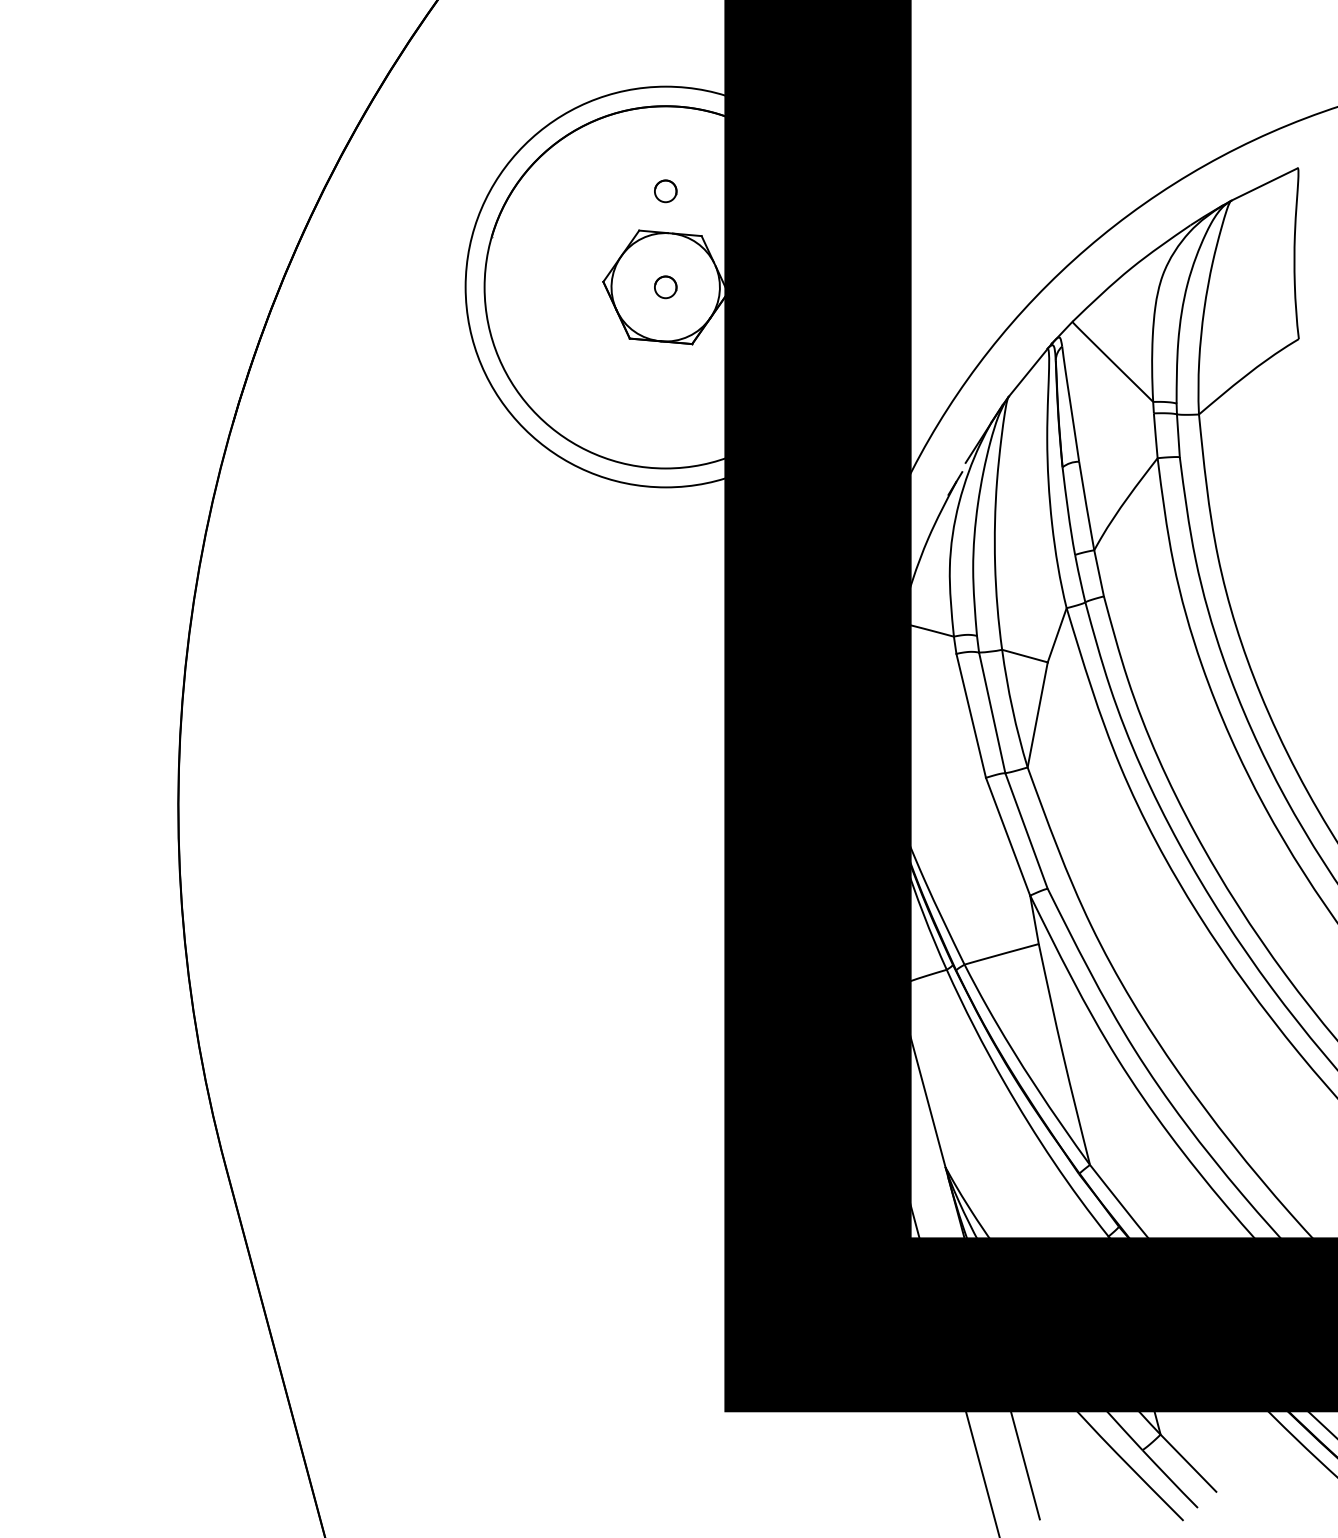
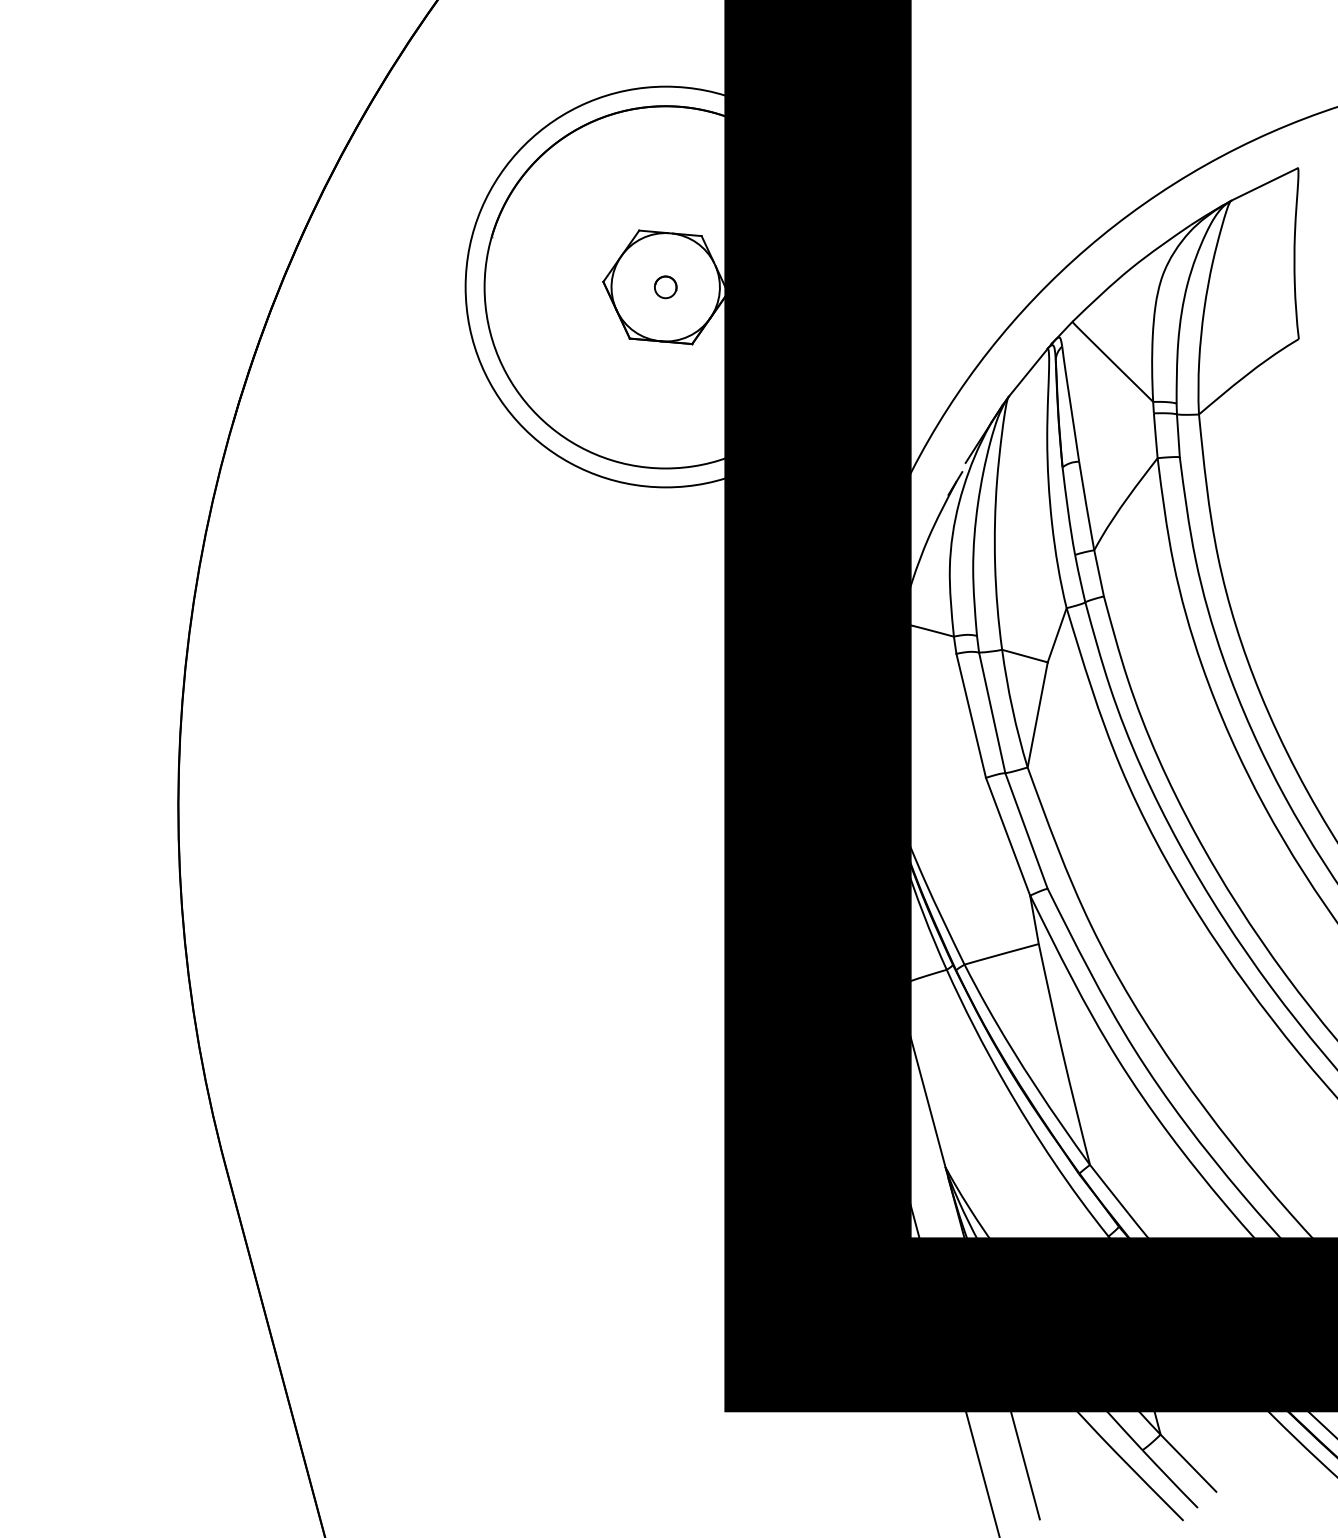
part: present -> none (665, 191)
